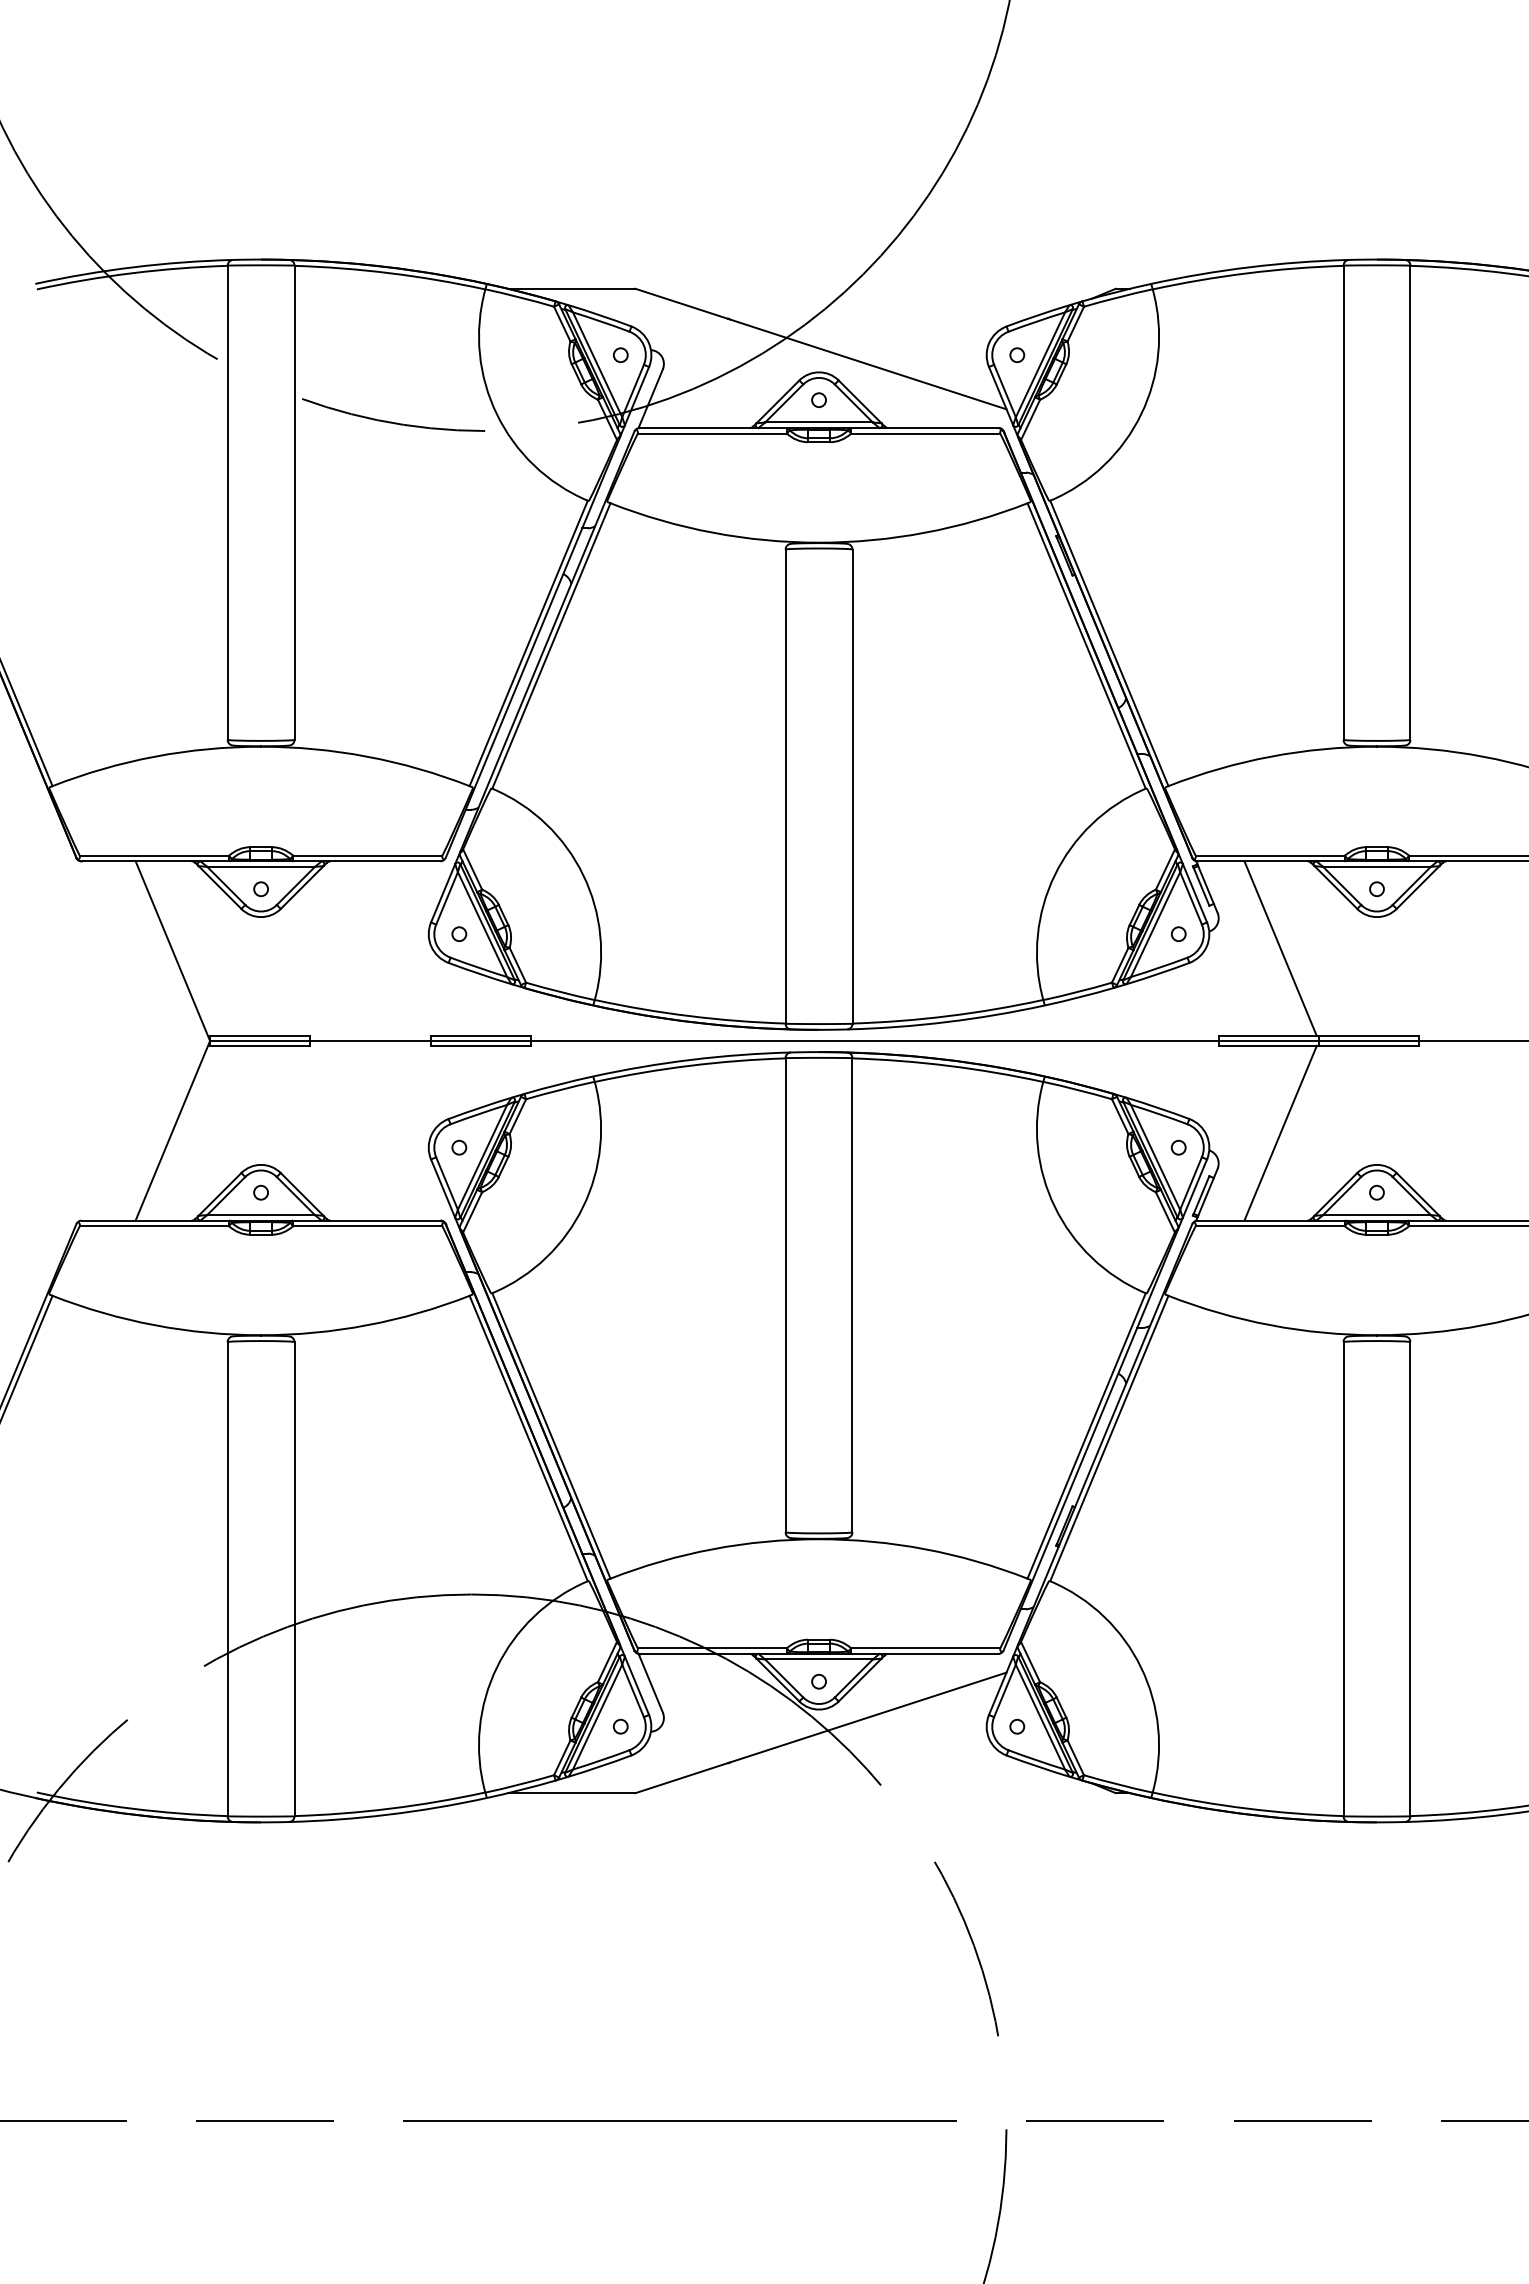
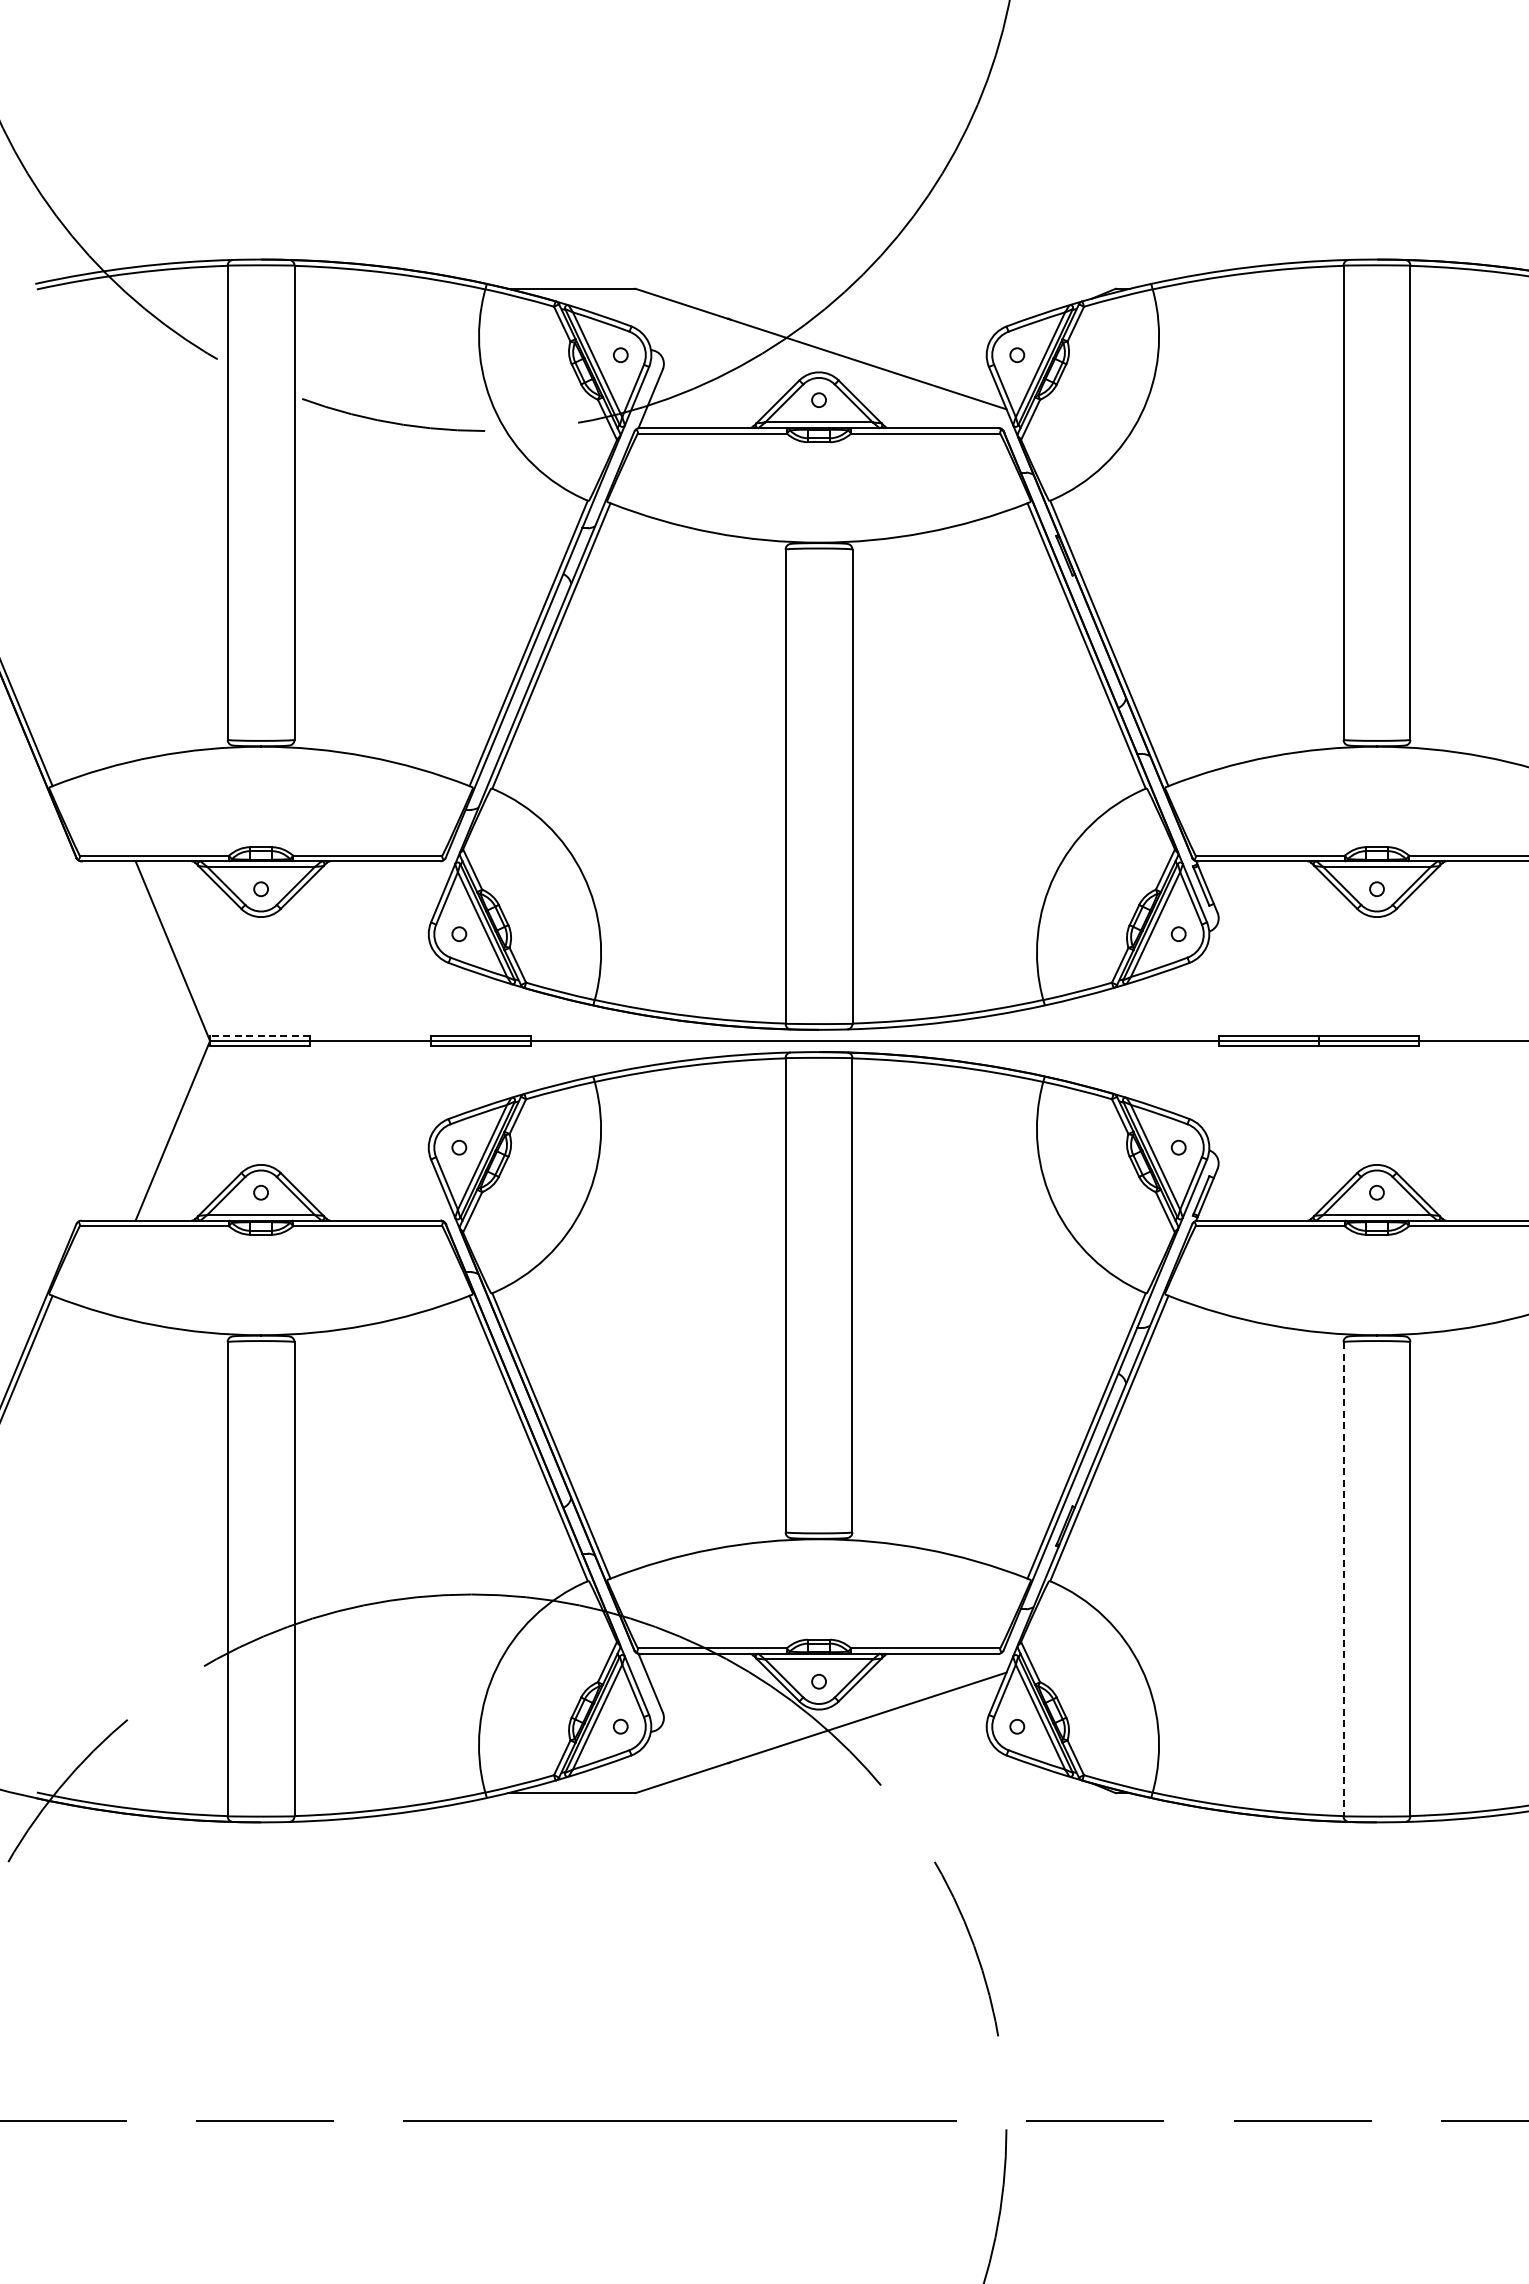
line: present -> none (1280, 948)
line: solid -> dashed (259, 1036)
line: present -> none (1280, 1132)
line: solid -> dashed (1343, 1579)
